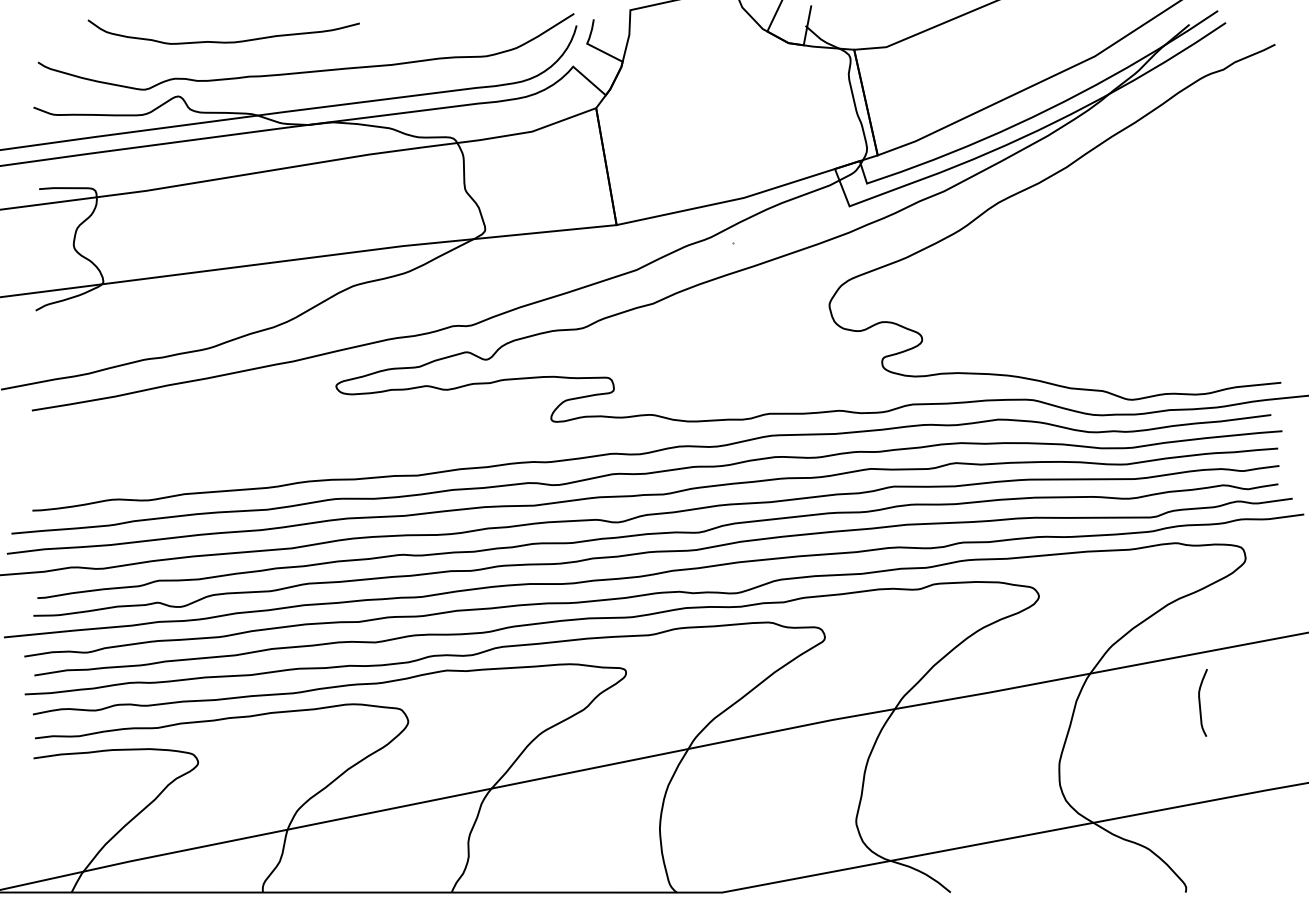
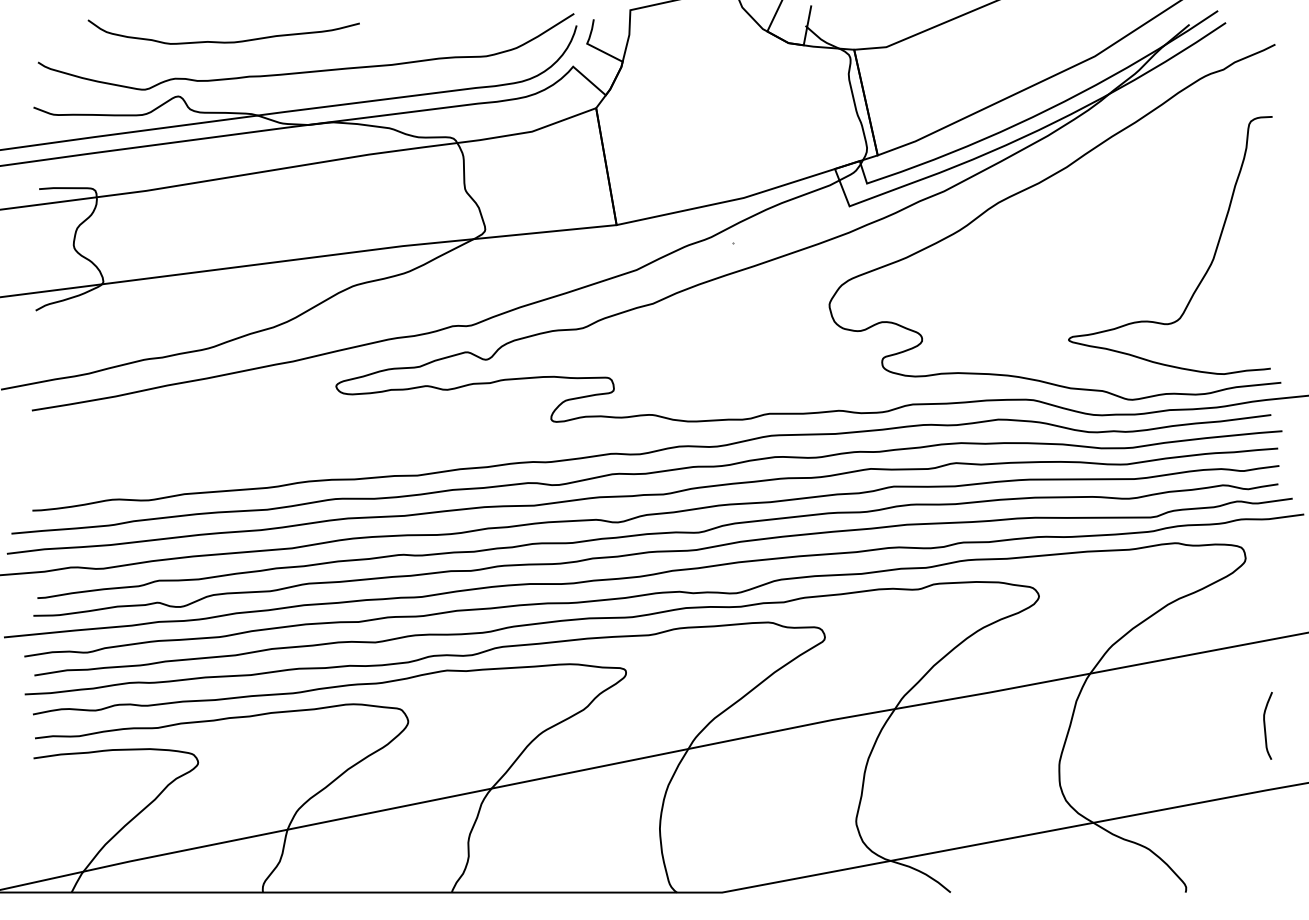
curve: none -> present (1208, 266)
curve position: (1200, 702) -> (1265, 725) (1265, 725)
